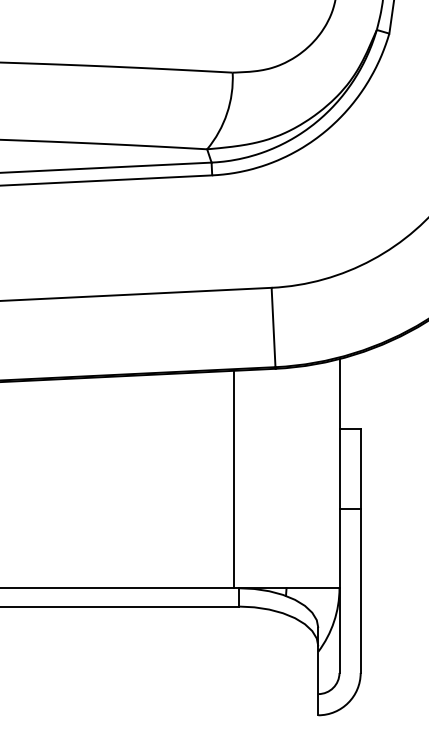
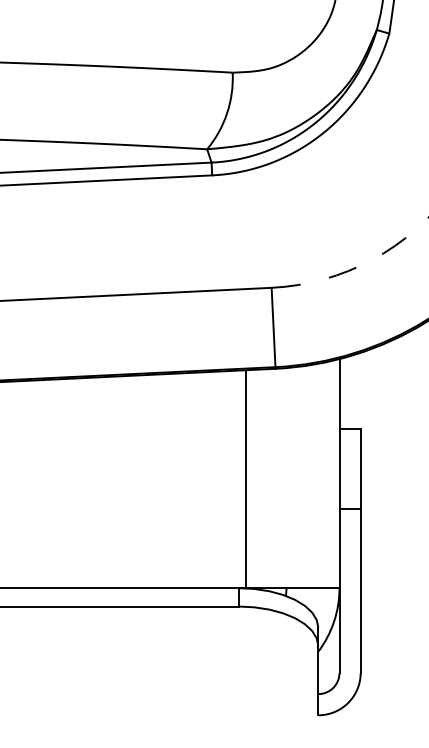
arc: solid -> dashed (357, 267)
line position: (233, 479) -> (245, 479) (245, 479)
